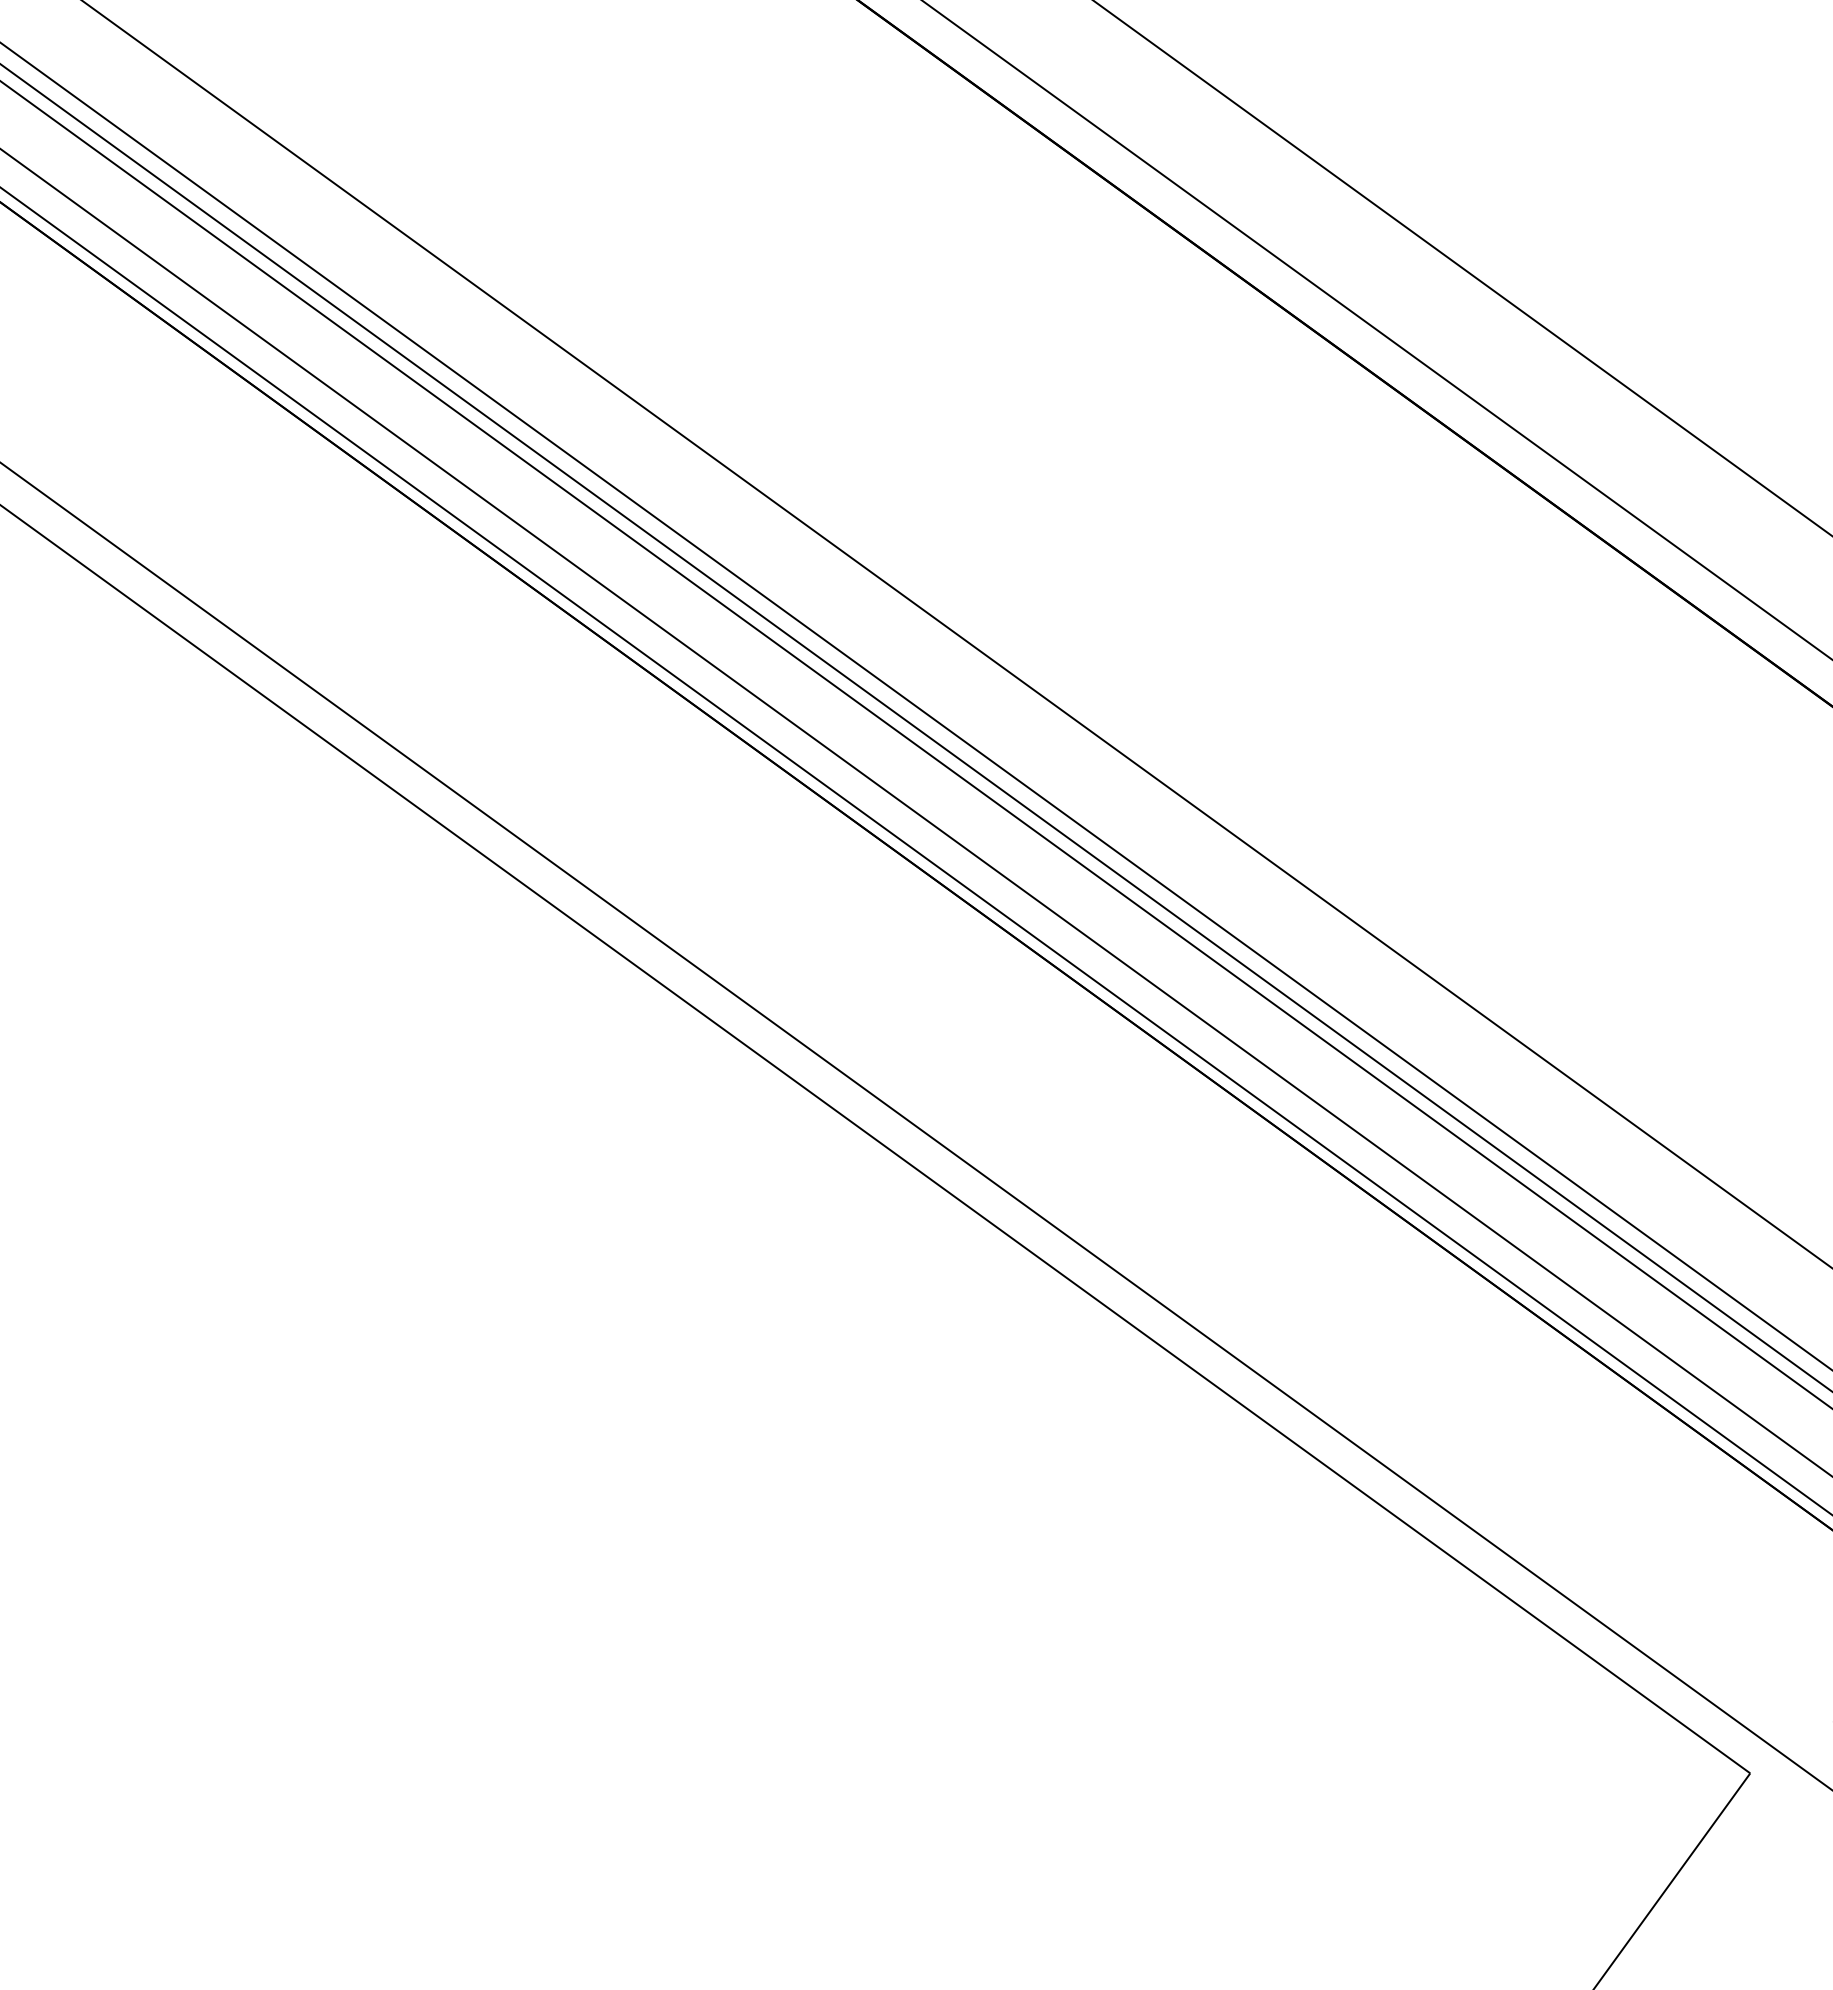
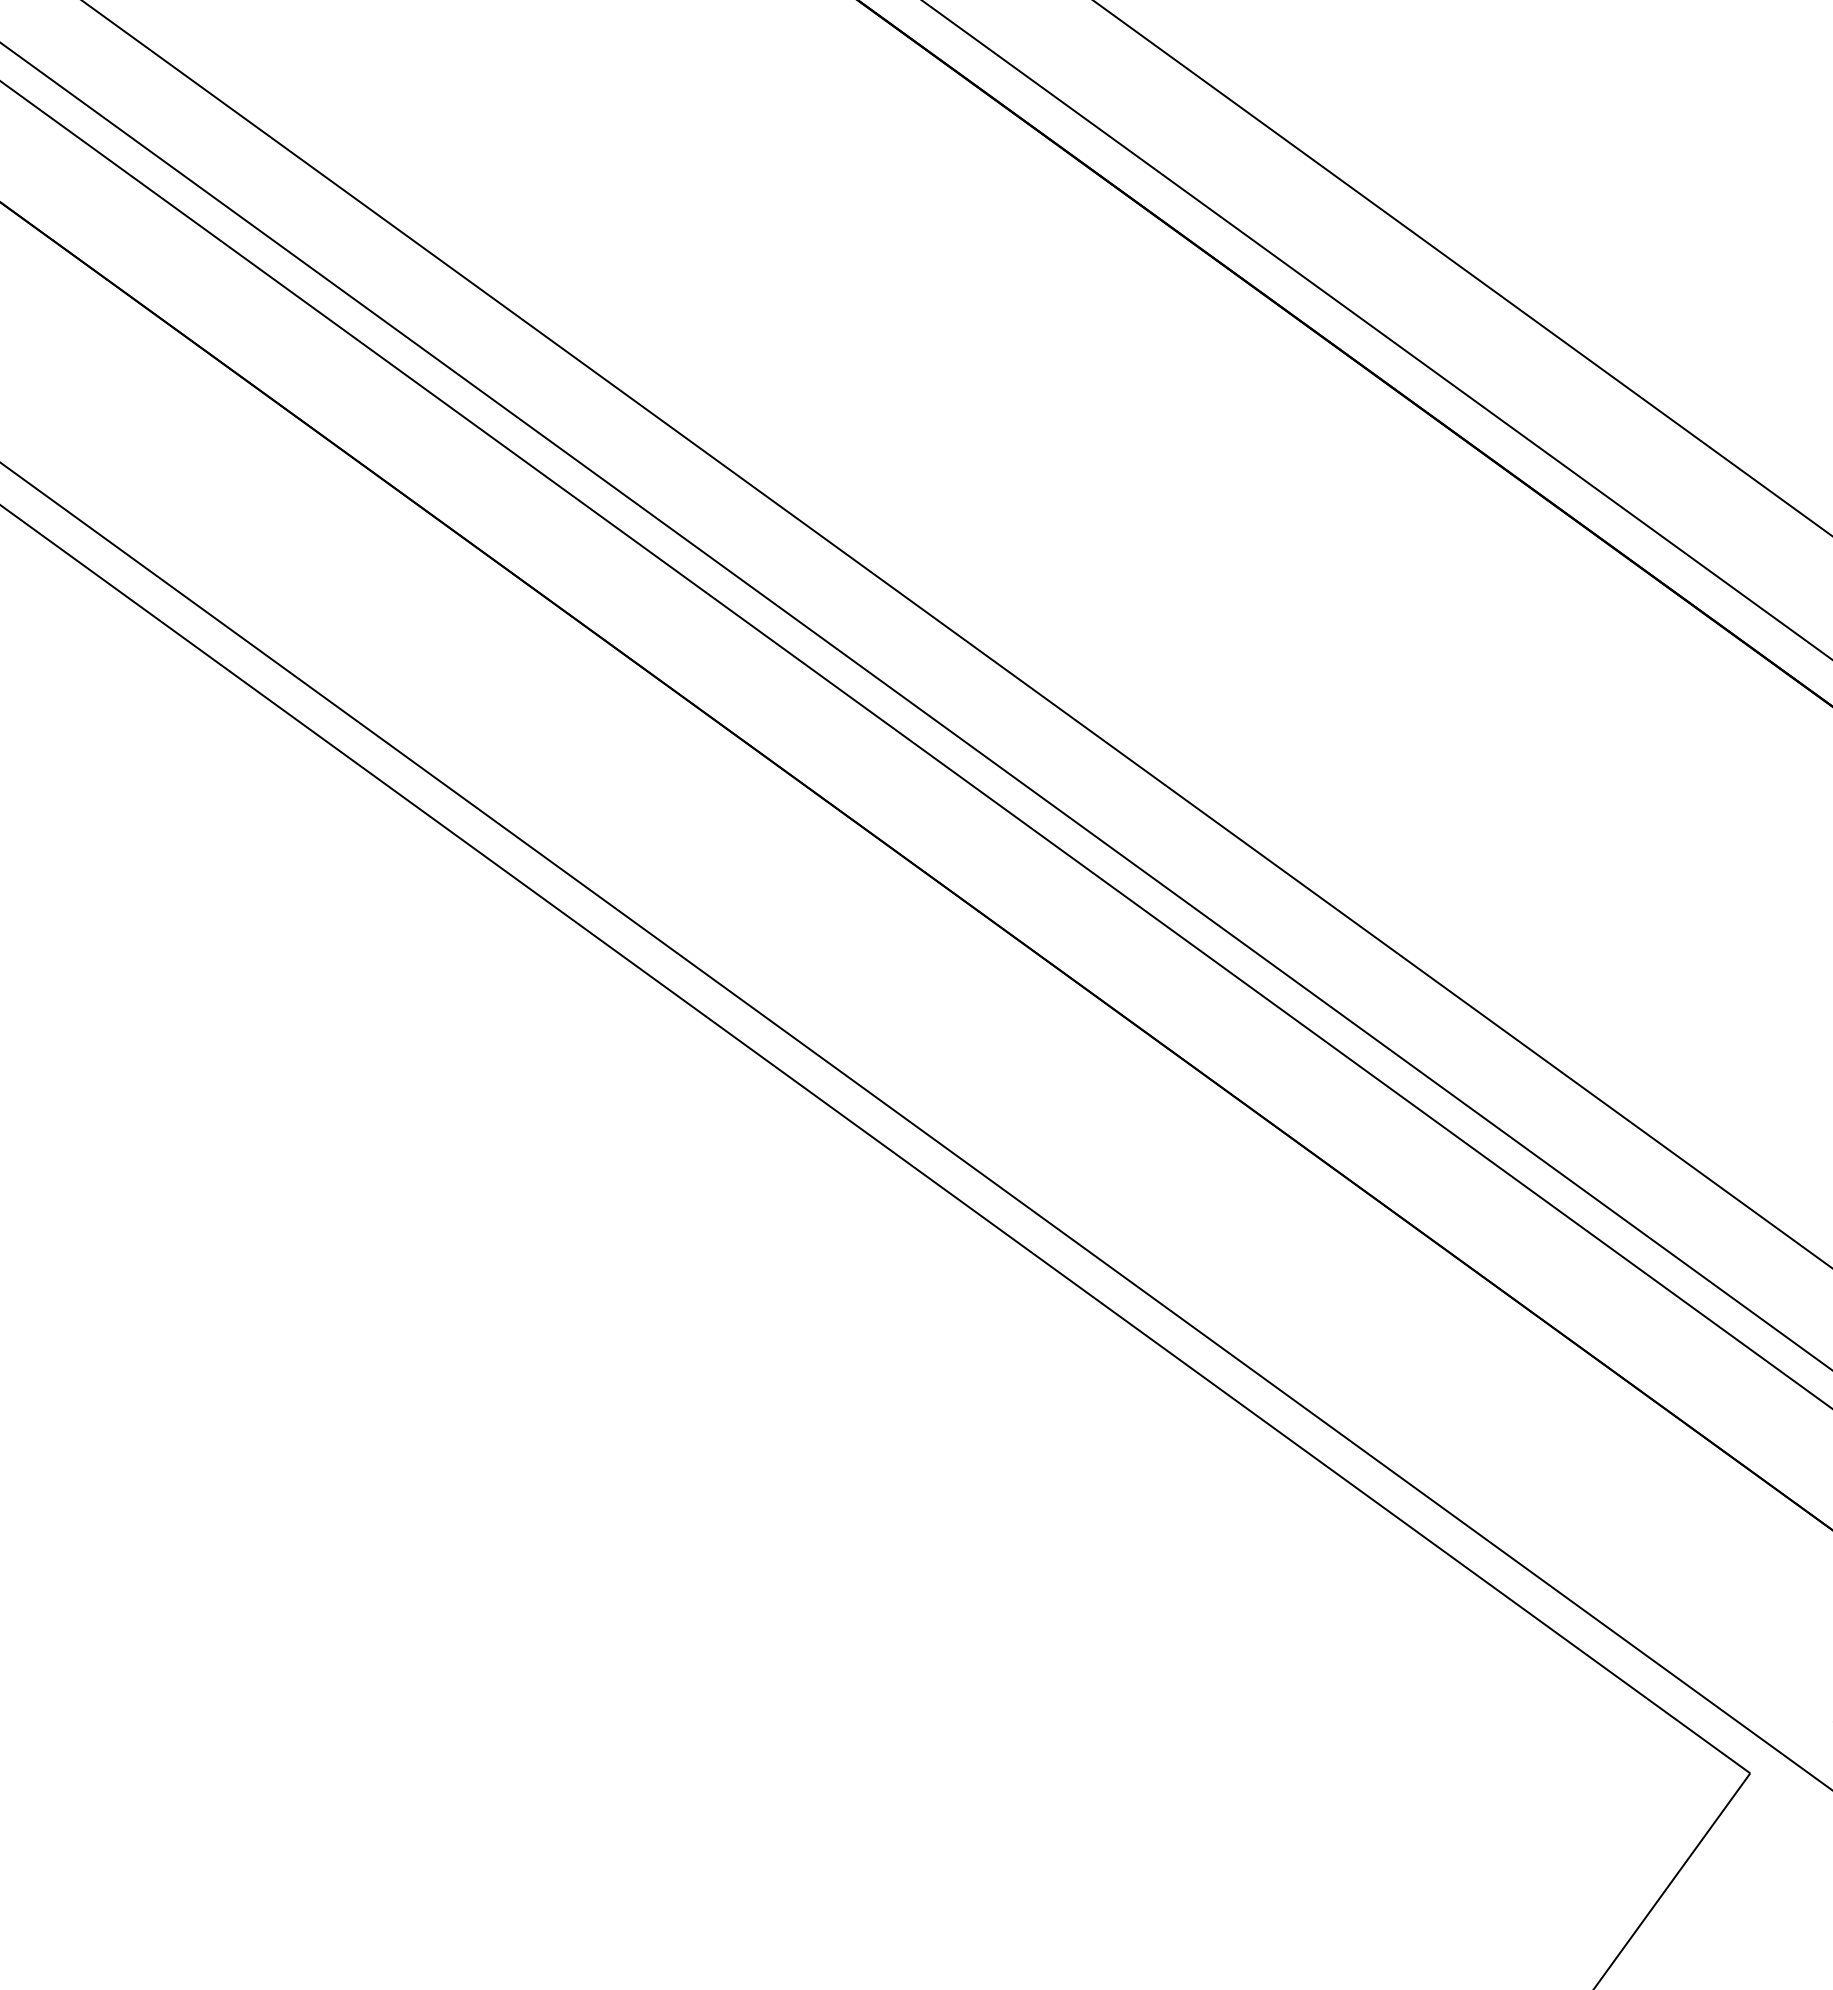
line: present -> none (915, 727)
line: present -> none (915, 812)
line: present -> none (915, 851)
